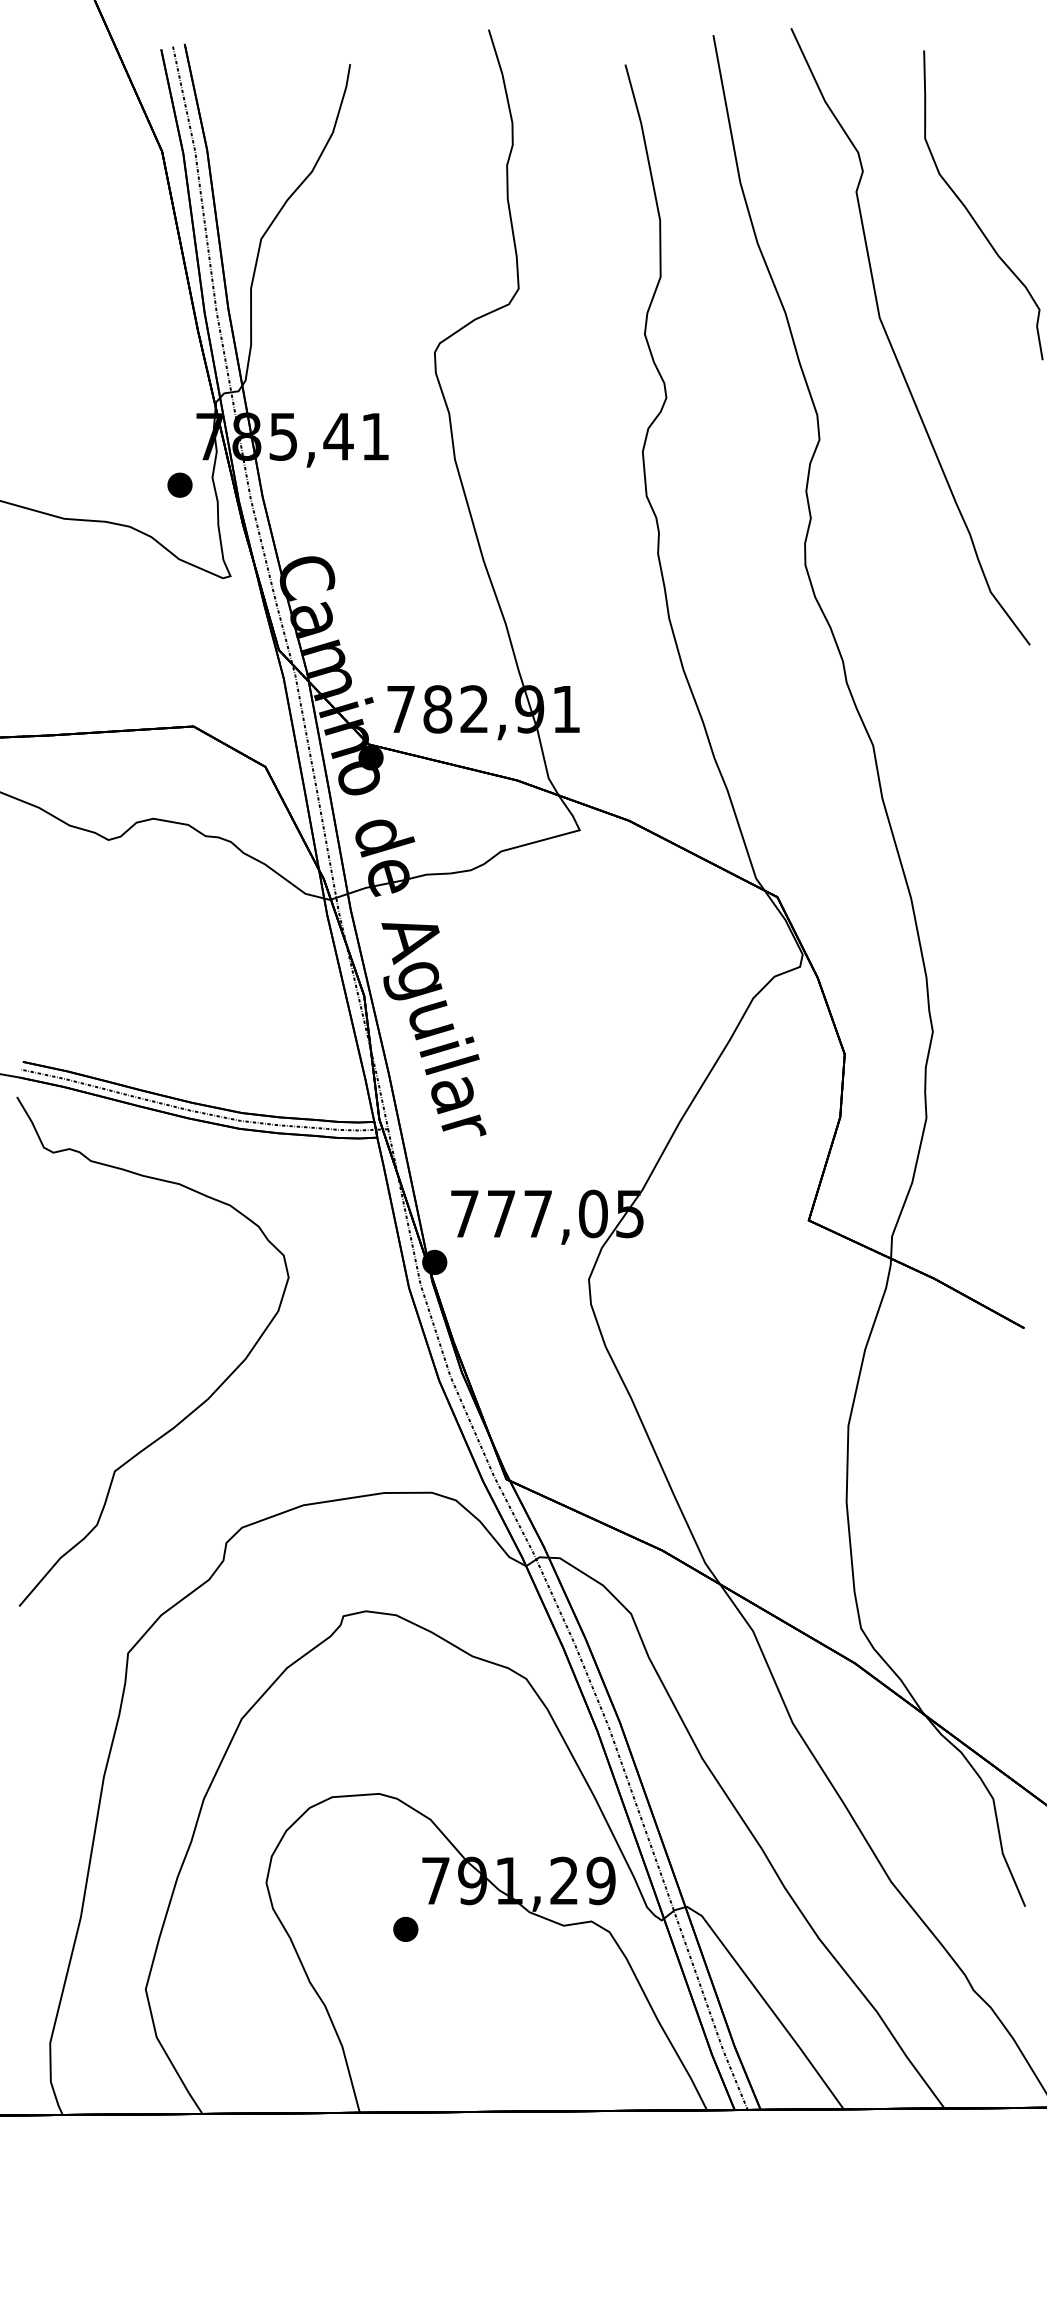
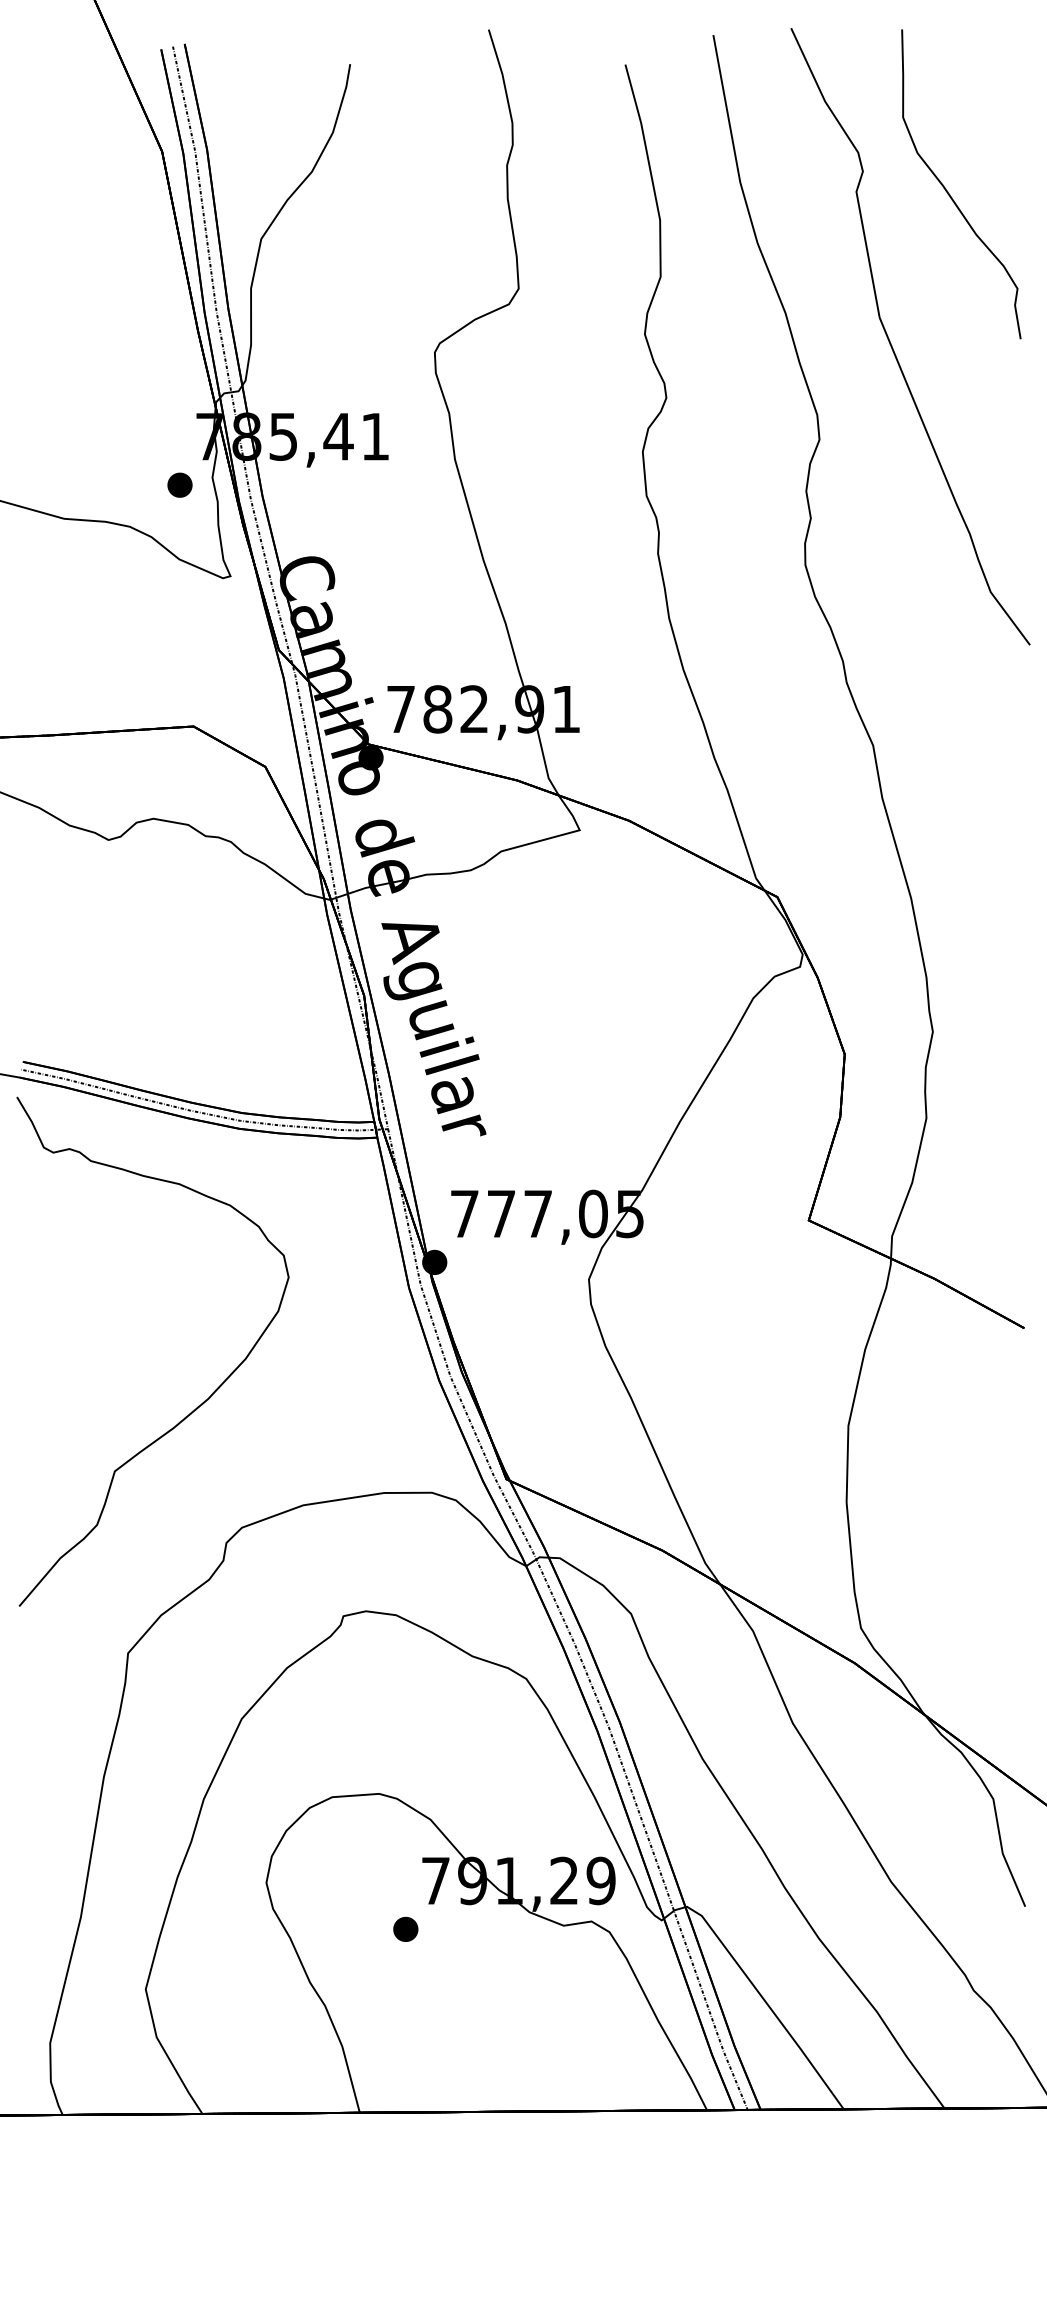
part position: (970, 212) -> (948, 191) (948, 191)
